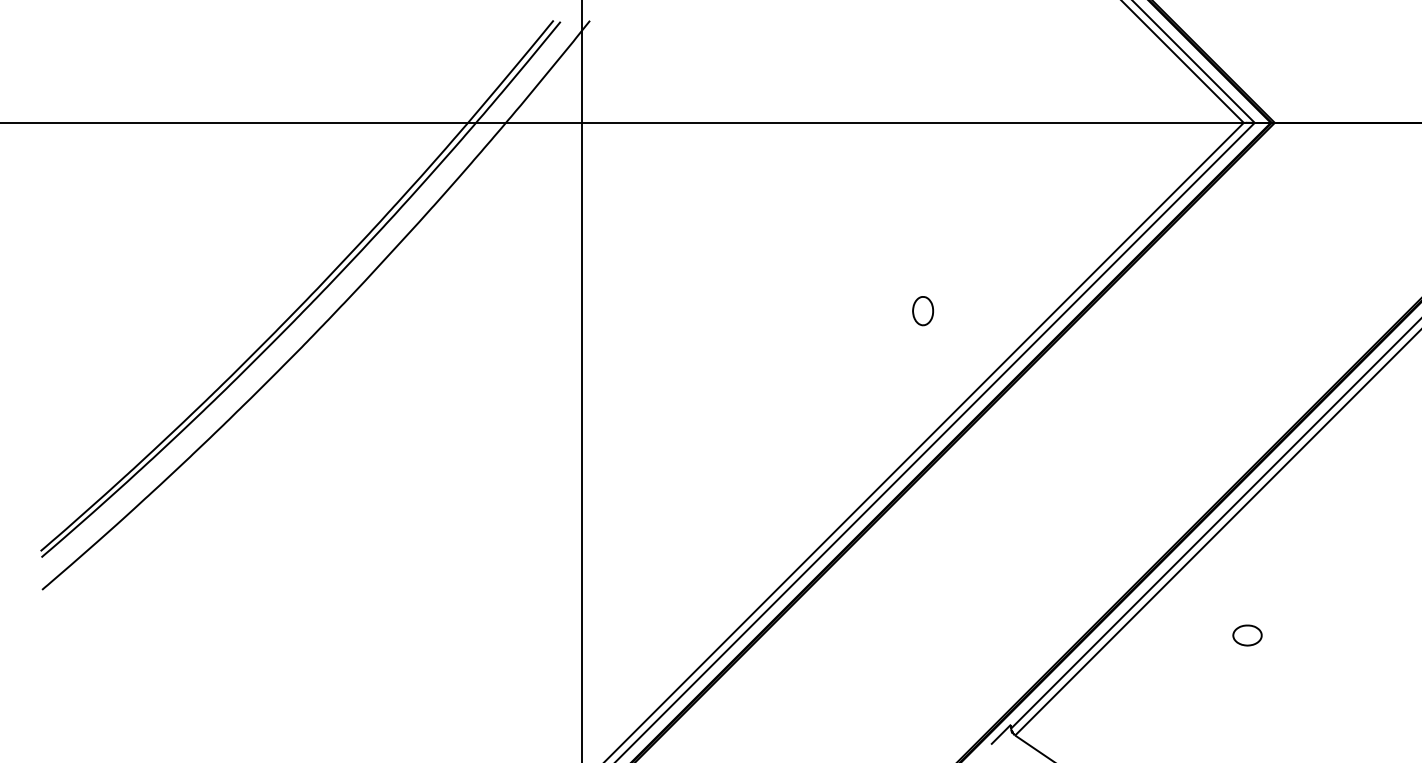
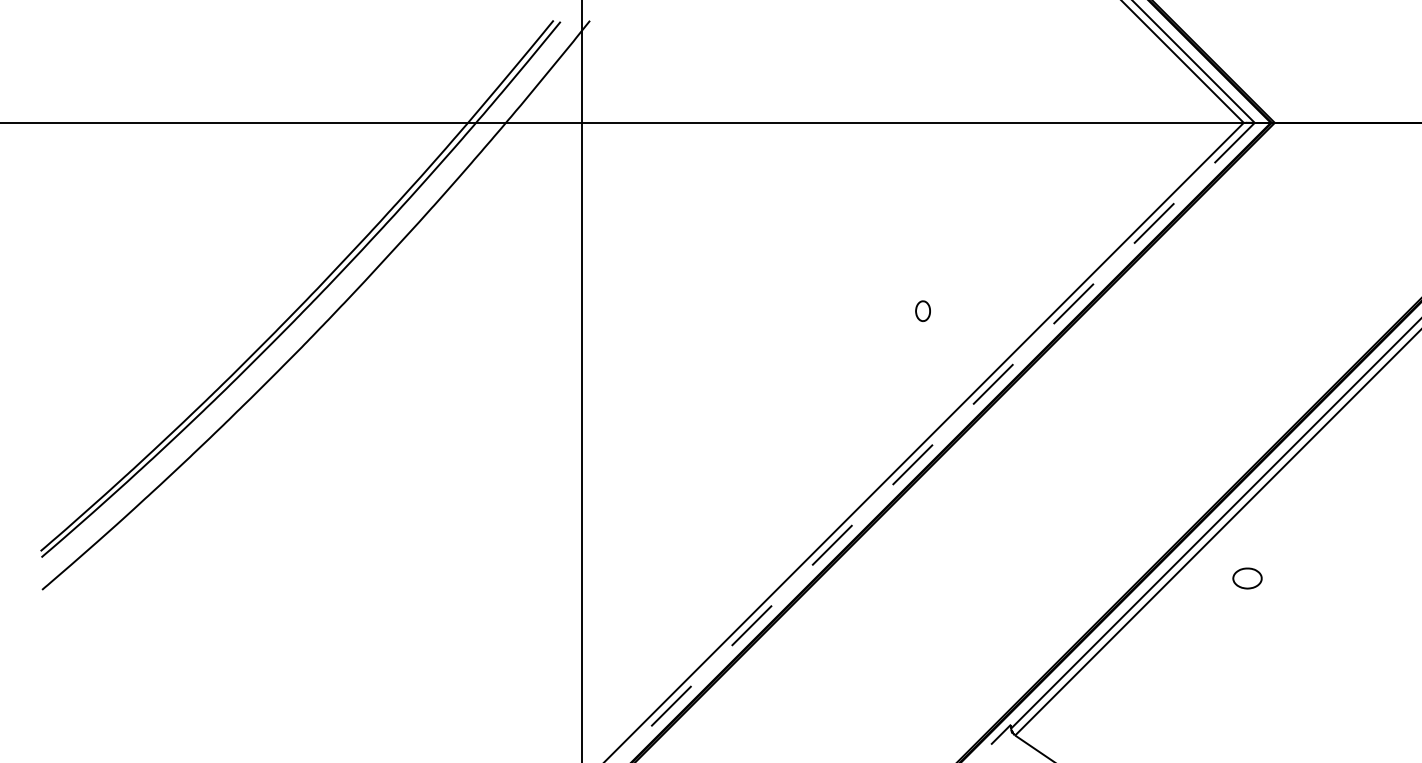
part size: 22x31 px -> 16x22 px (922, 310)
line: solid -> dashed (934, 443)
part position: (1247, 635) -> (1247, 578) (1247, 578)
